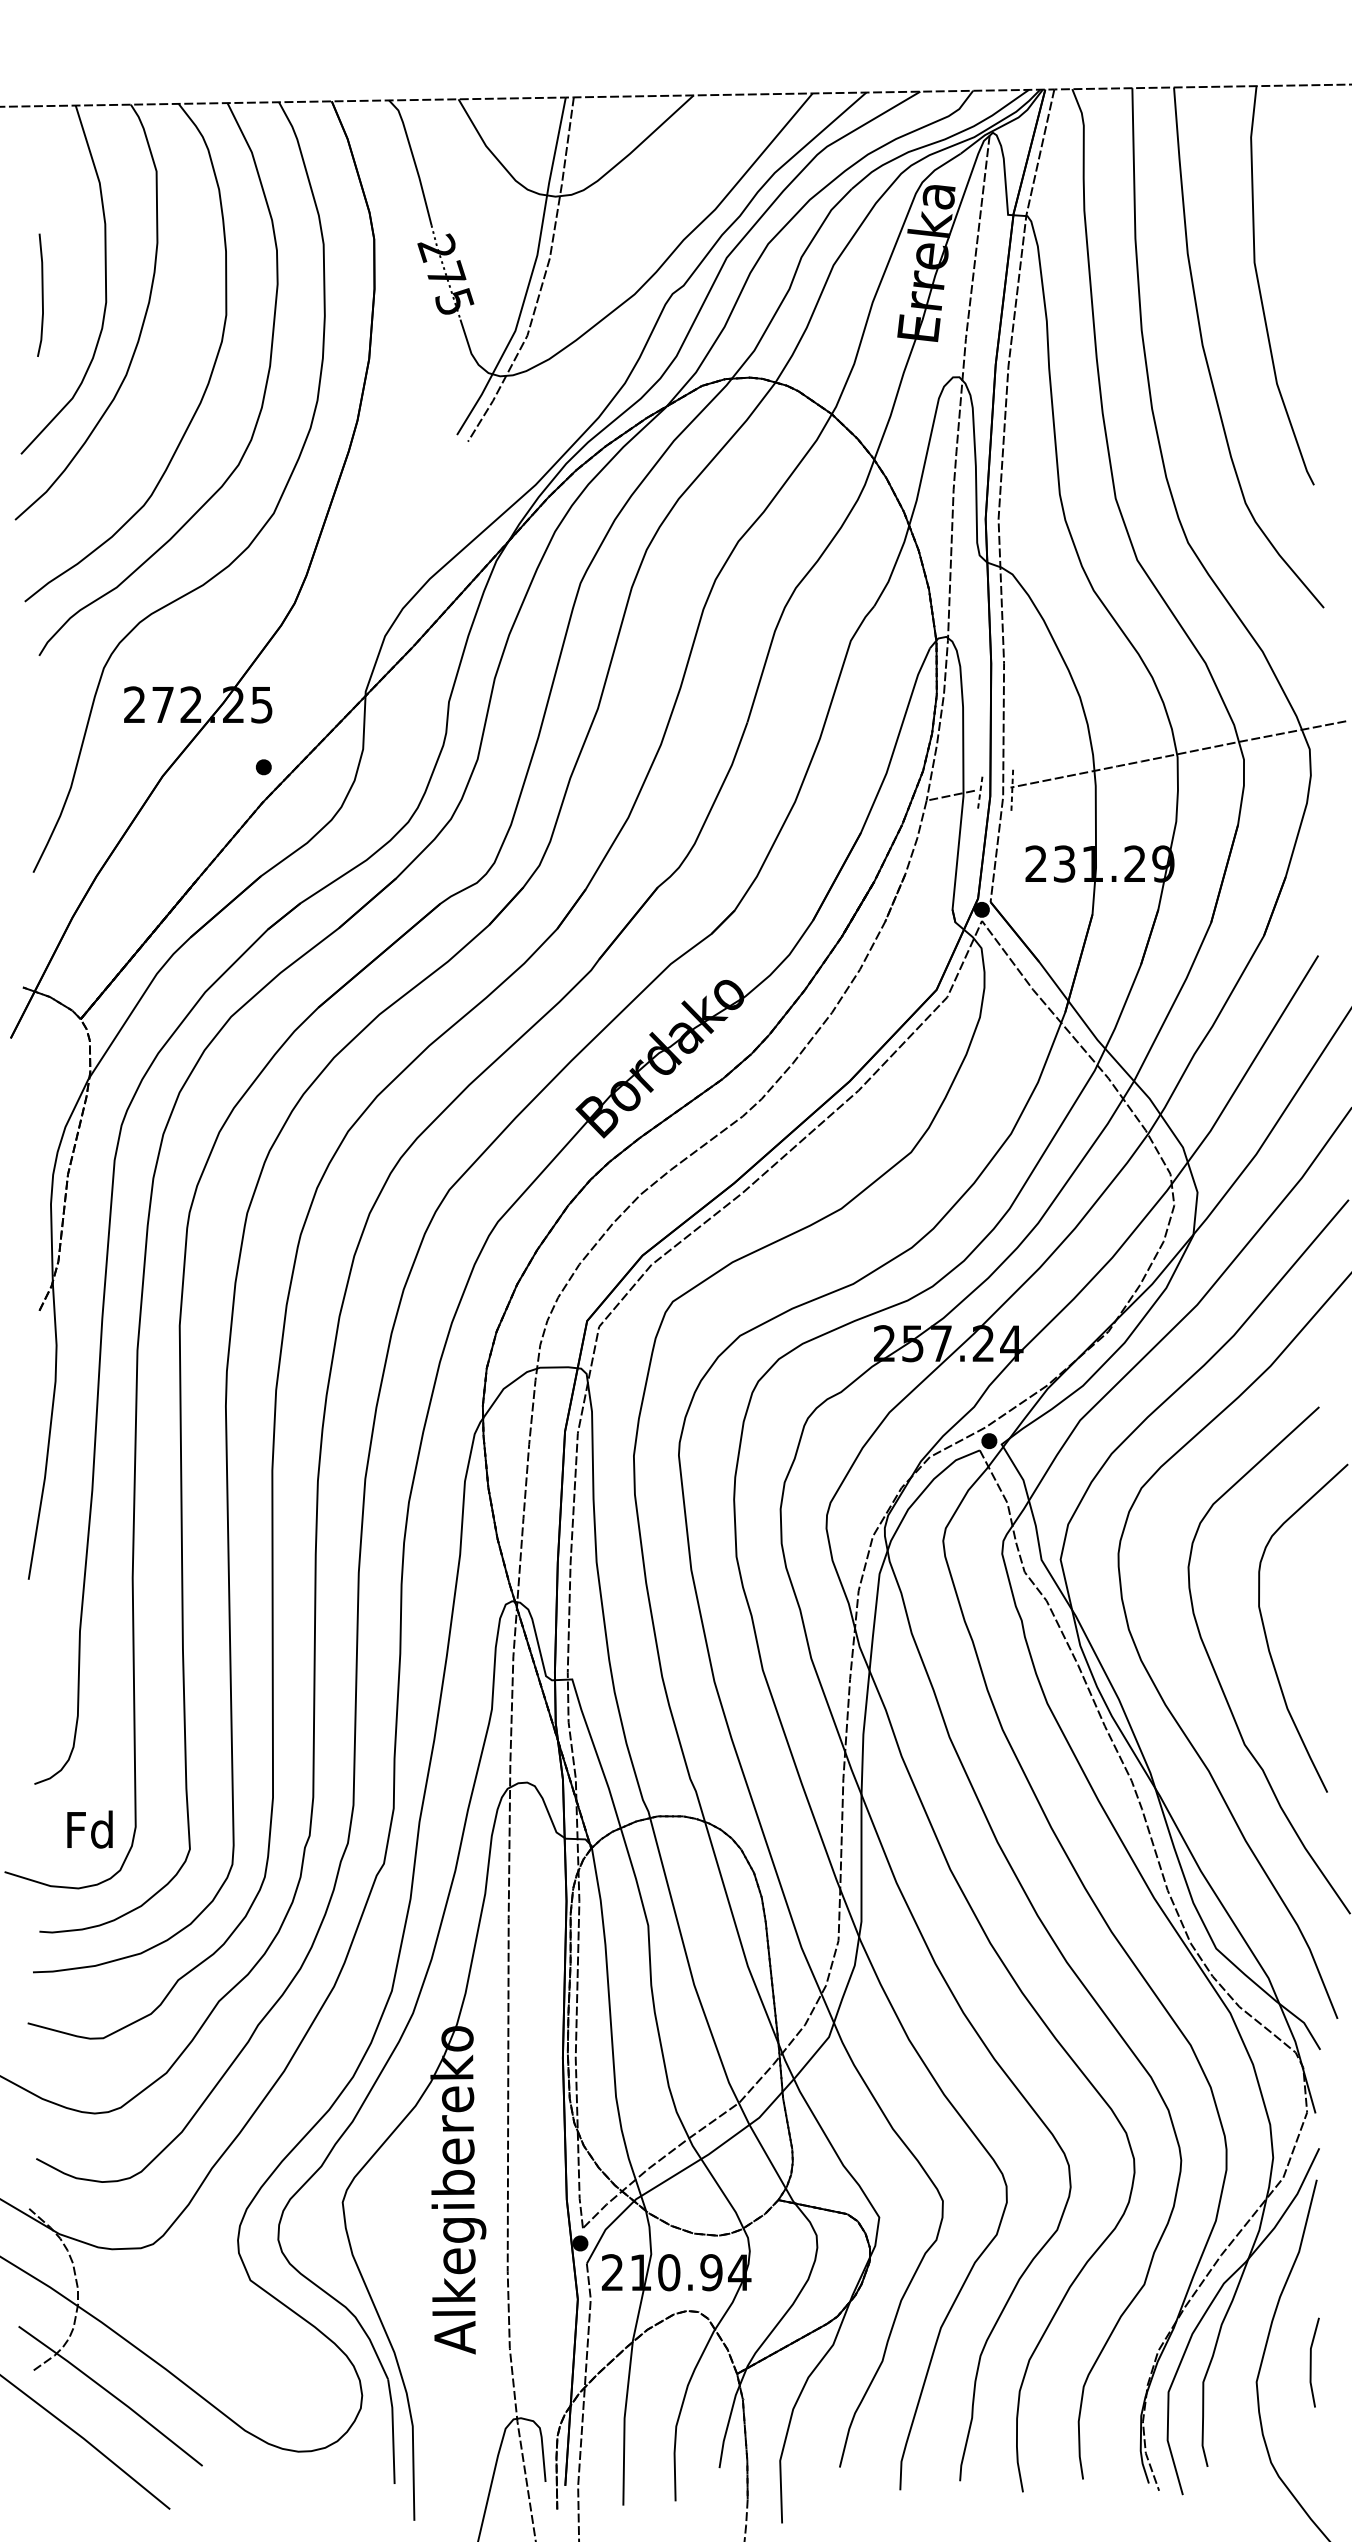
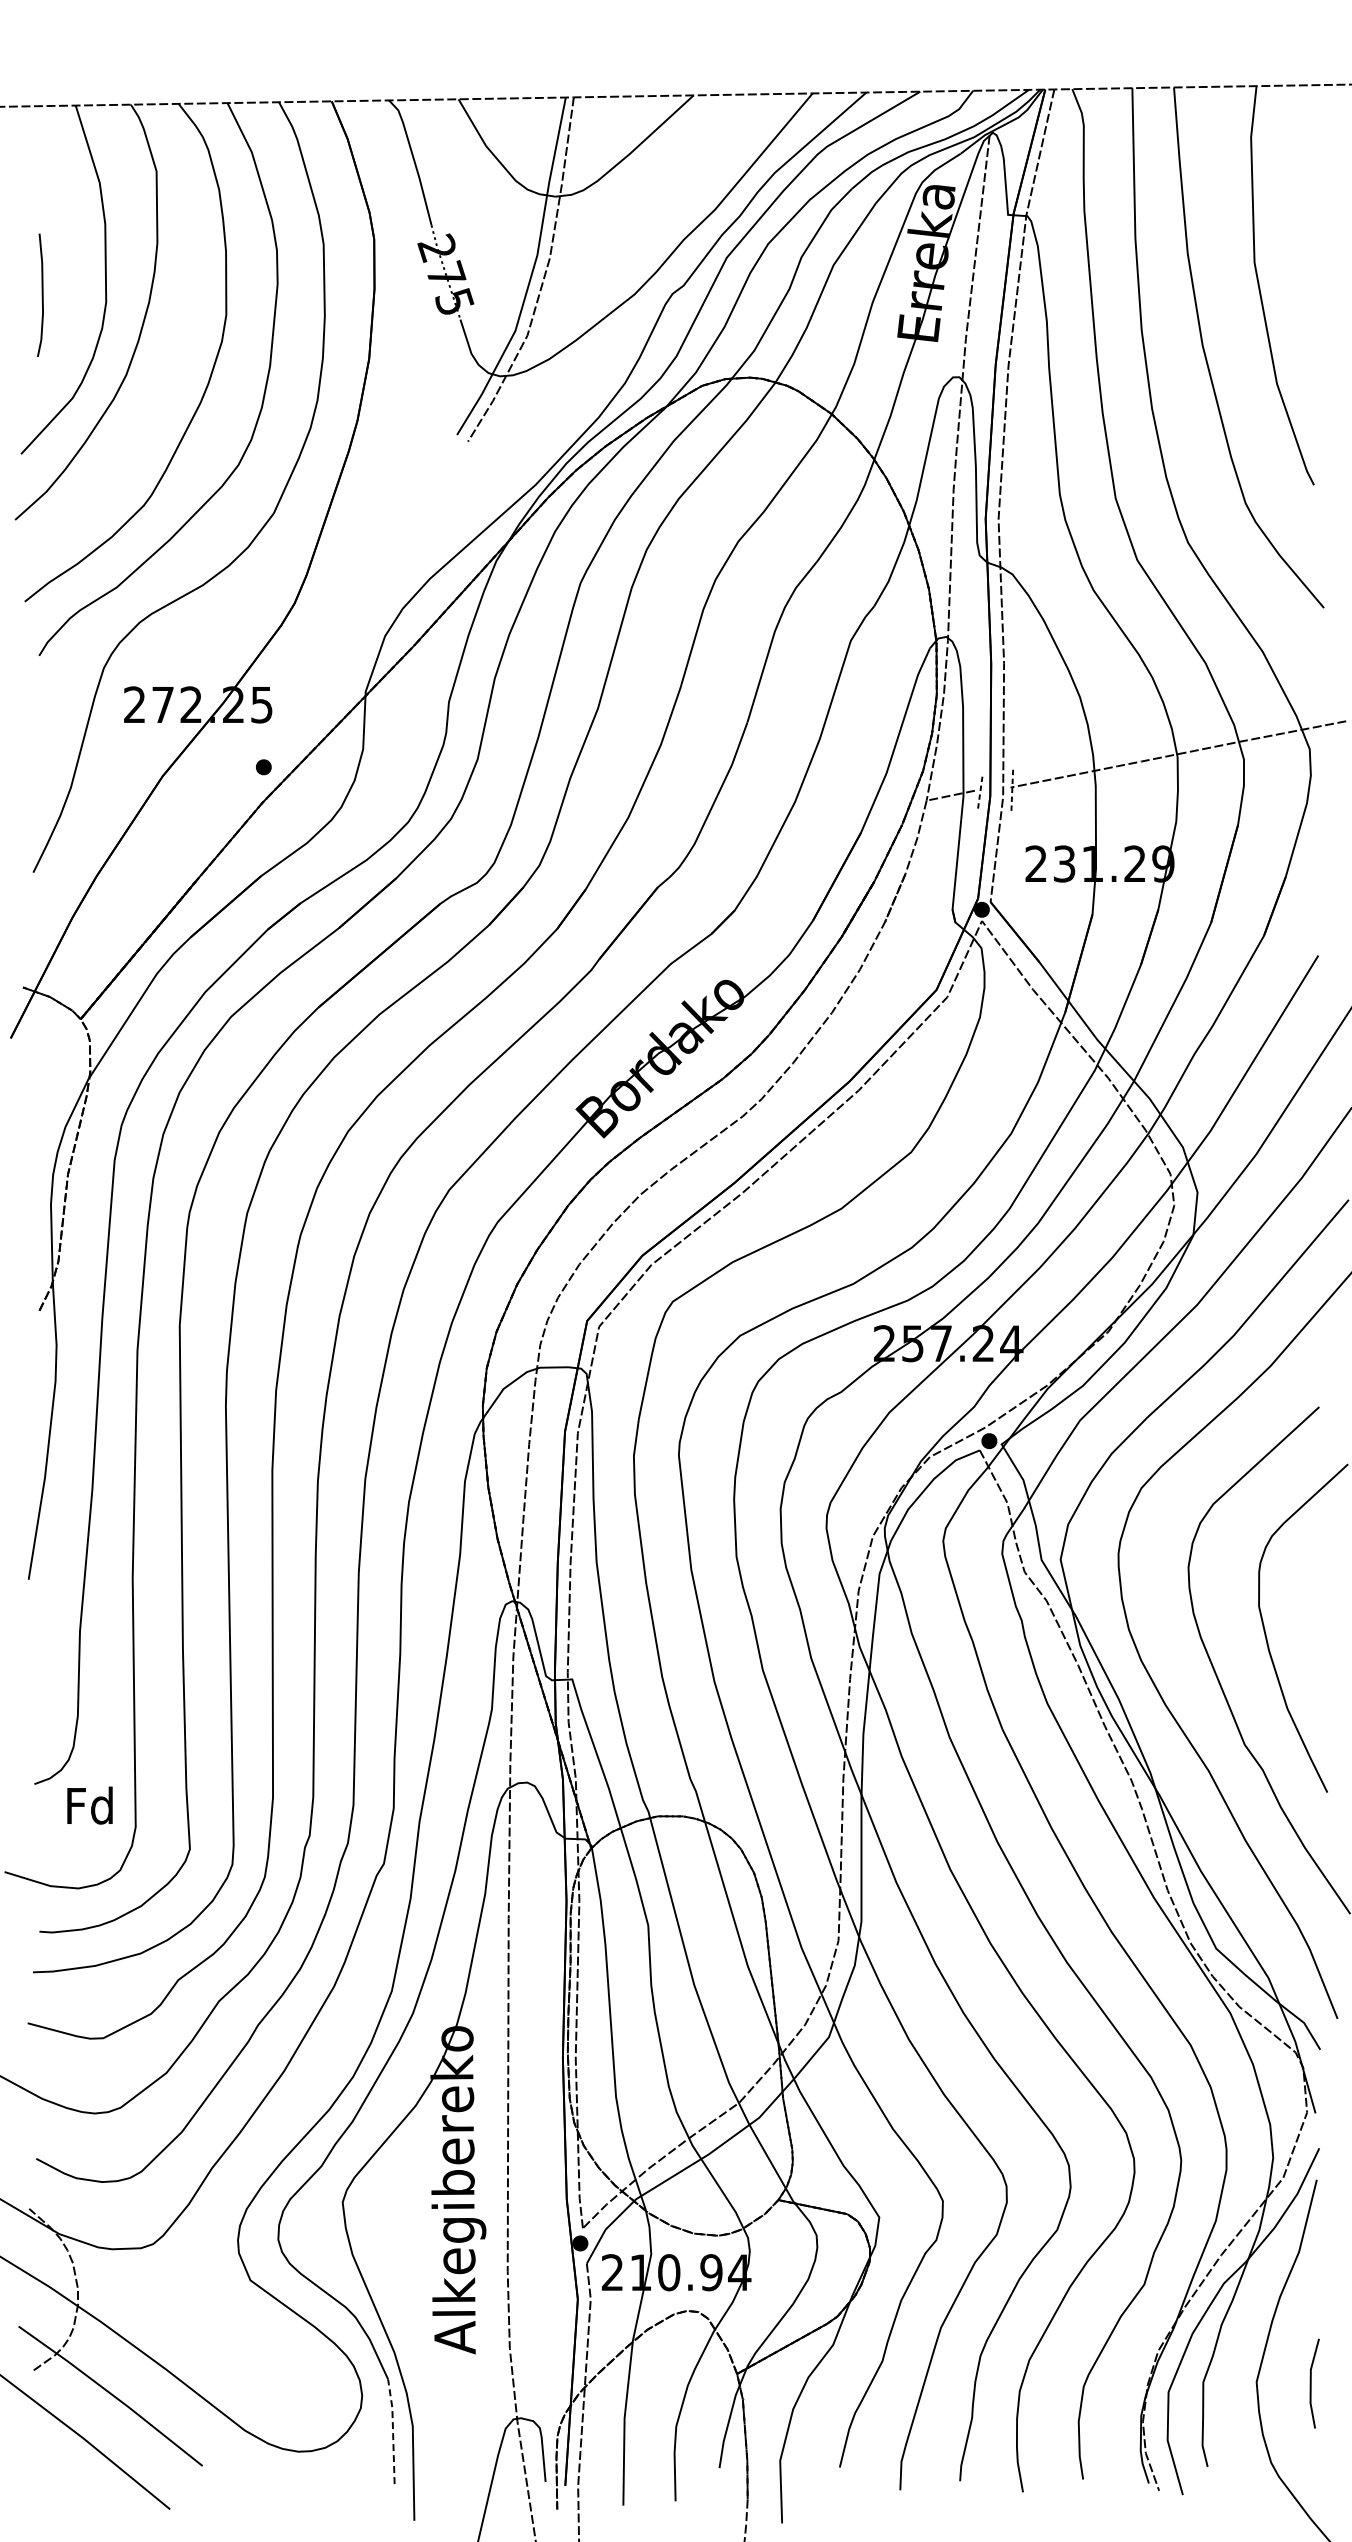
text position: (89, 1829) -> (89, 1805) (89, 1805)
line position: (1311, 2362) -> (1311, 2383) (1311, 2383)
line: solid -> dashed (393, 2430)
